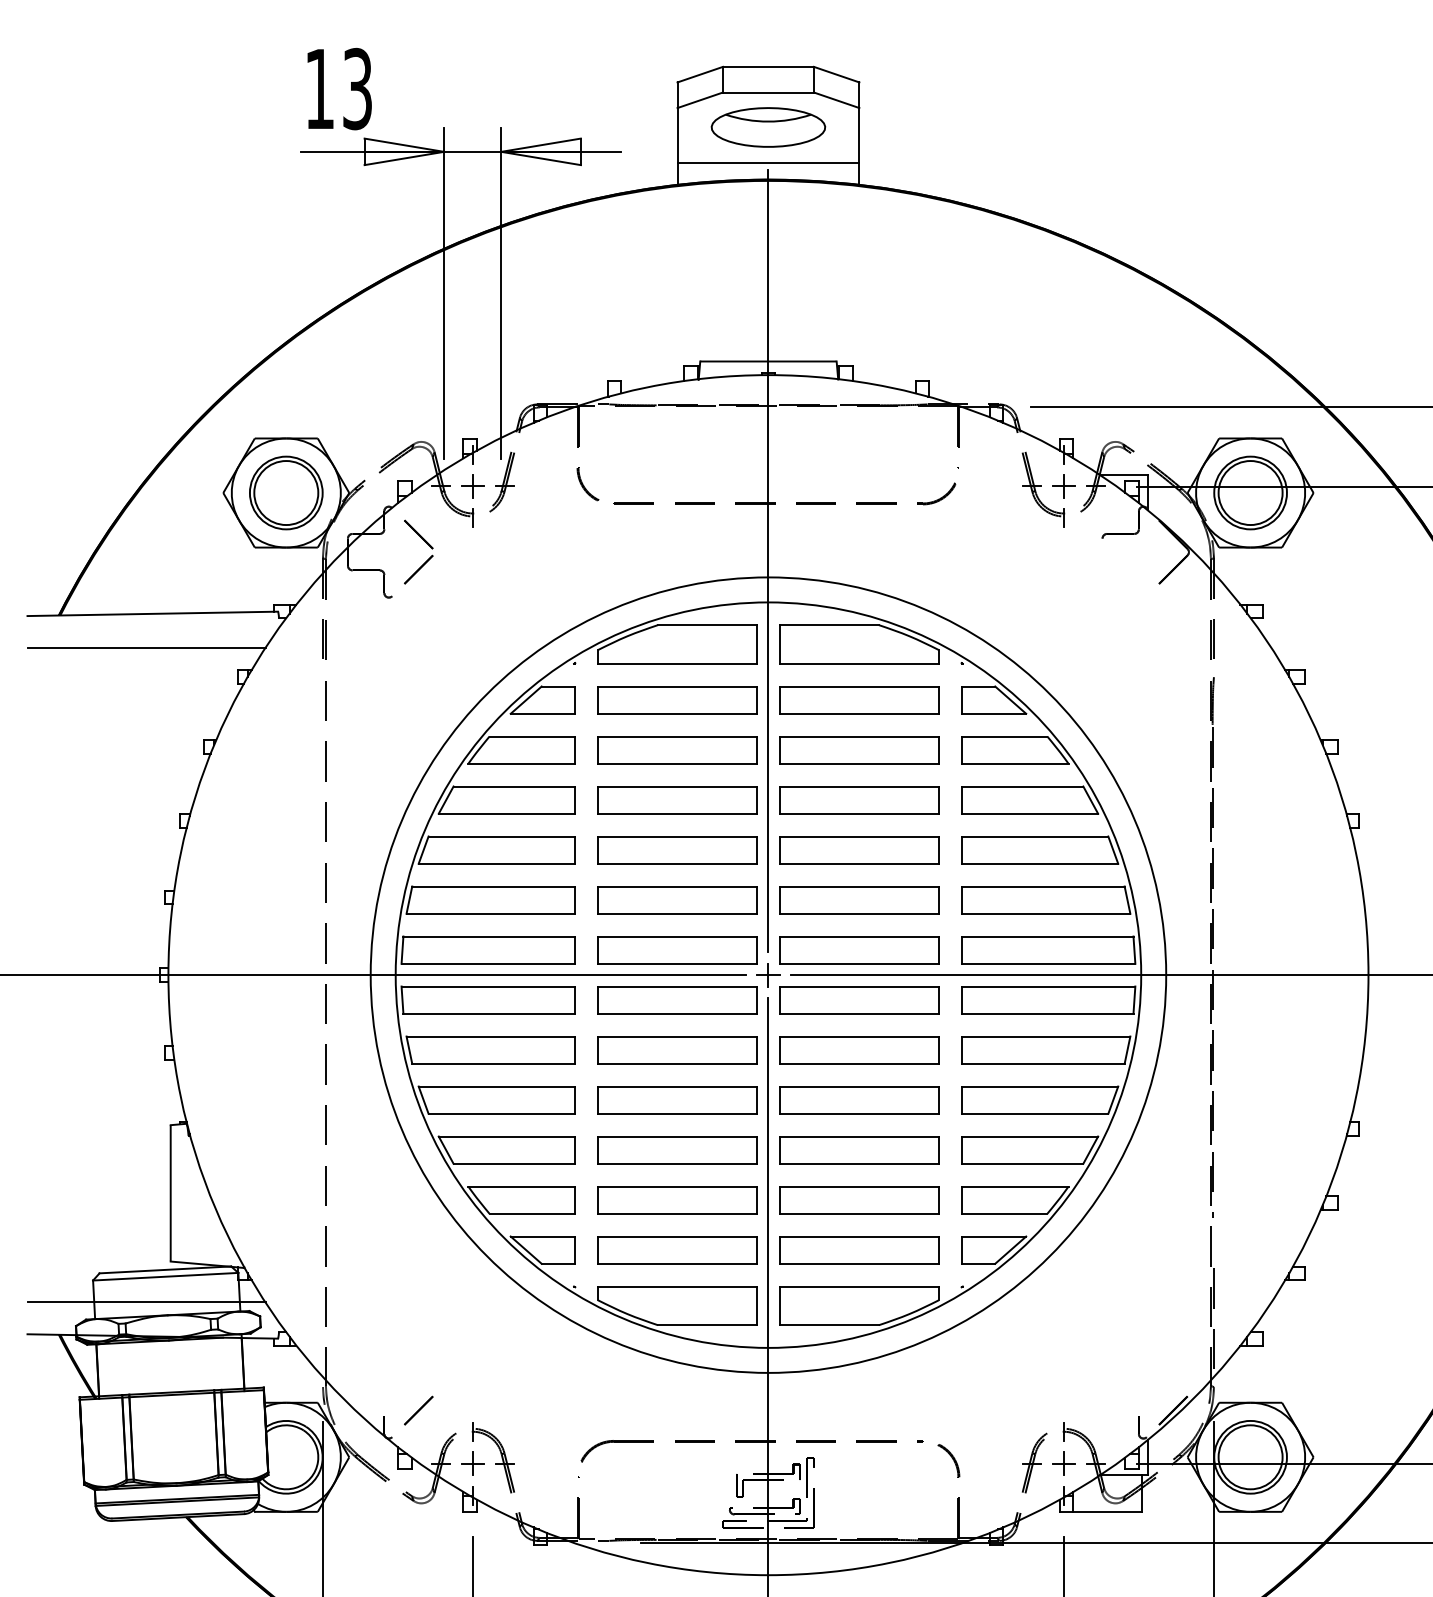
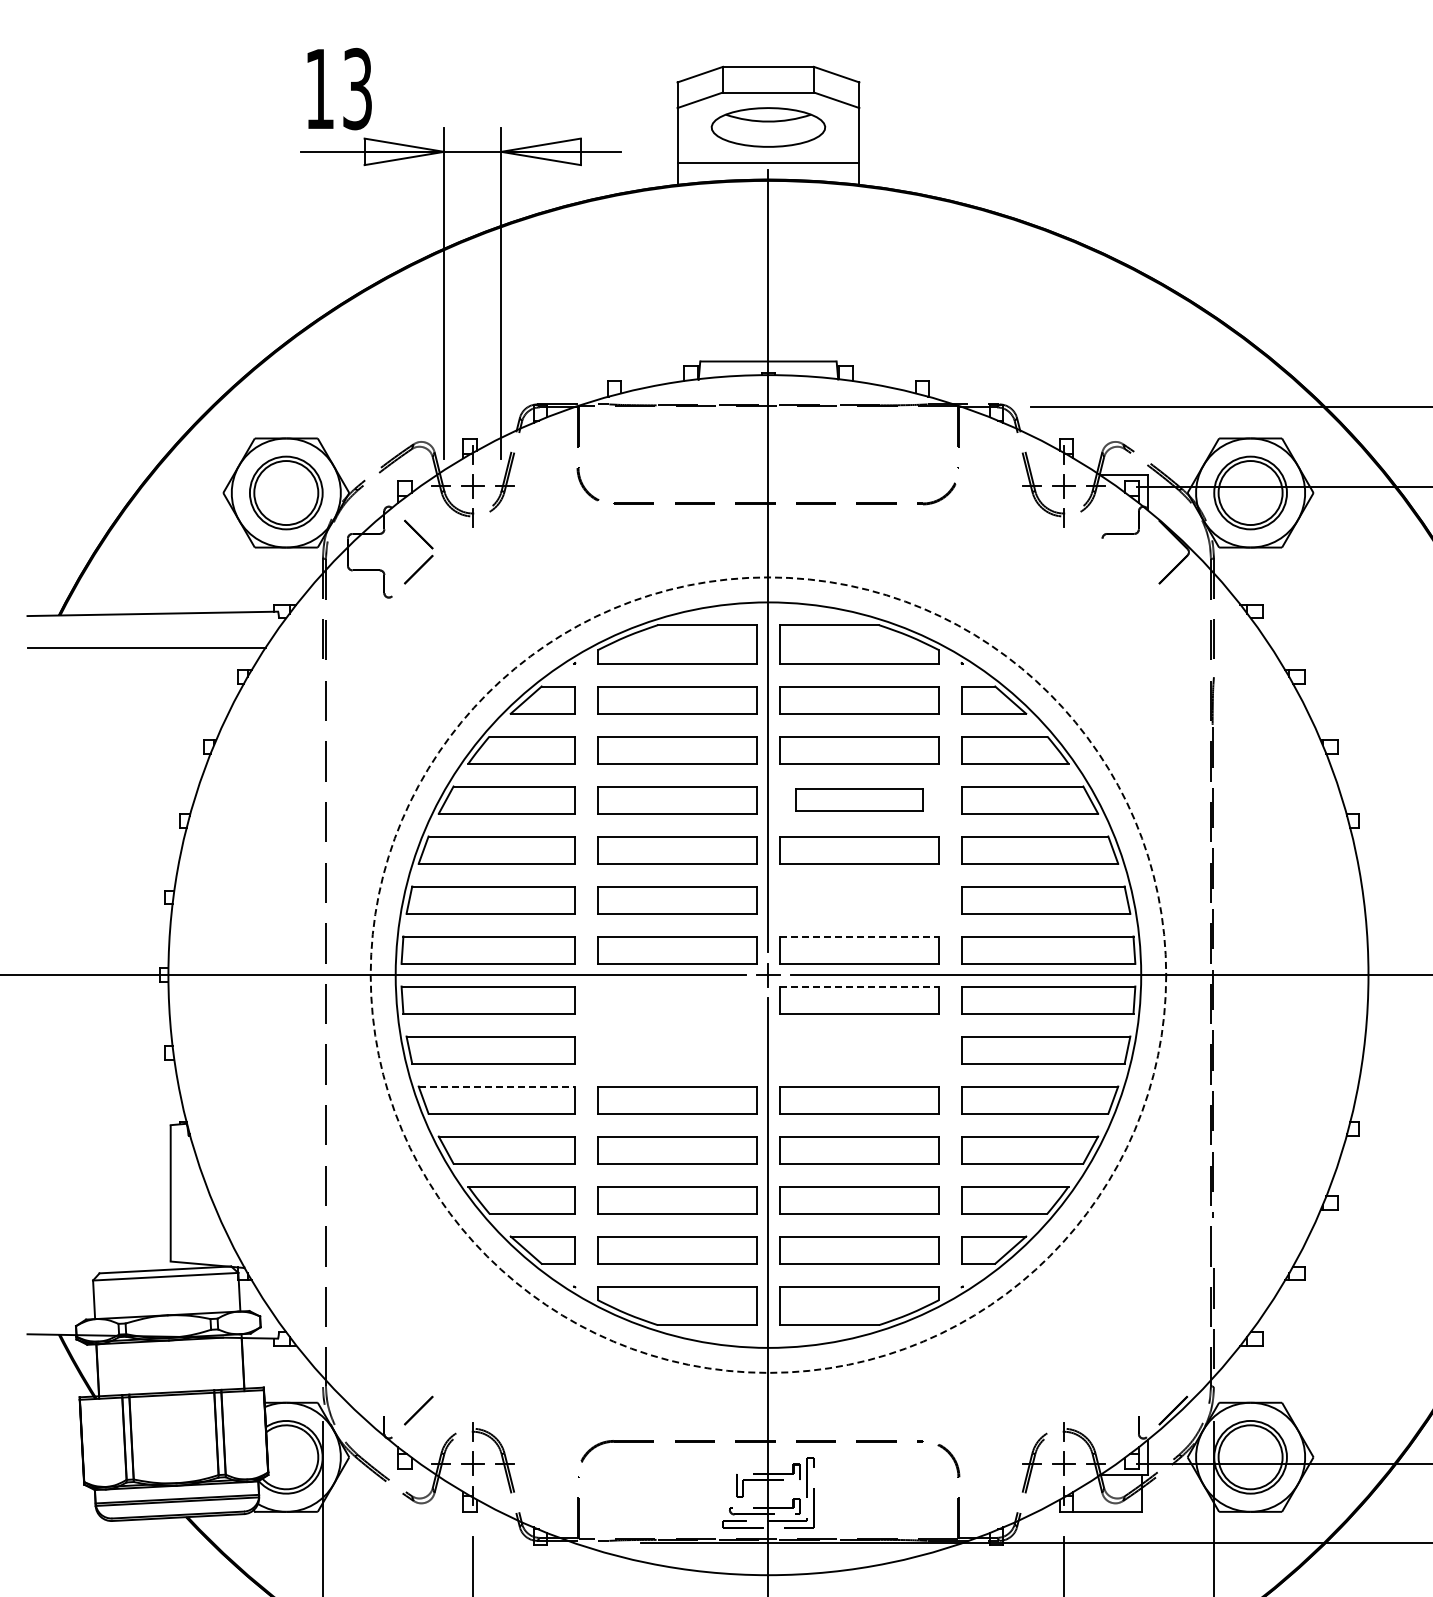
part size: 161x29 px -> 129x24 px (859, 799)
part: present -> none (859, 900)
line: solid -> dashed (859, 936)
circle: solid -> dashed (768, 974)
line: solid -> dashed (859, 986)
part: present -> none (677, 1000)
part: present -> none (677, 1050)
part: present -> none (859, 1050)
line: solid -> dashed (497, 1086)
line: present -> none (146, 1302)
